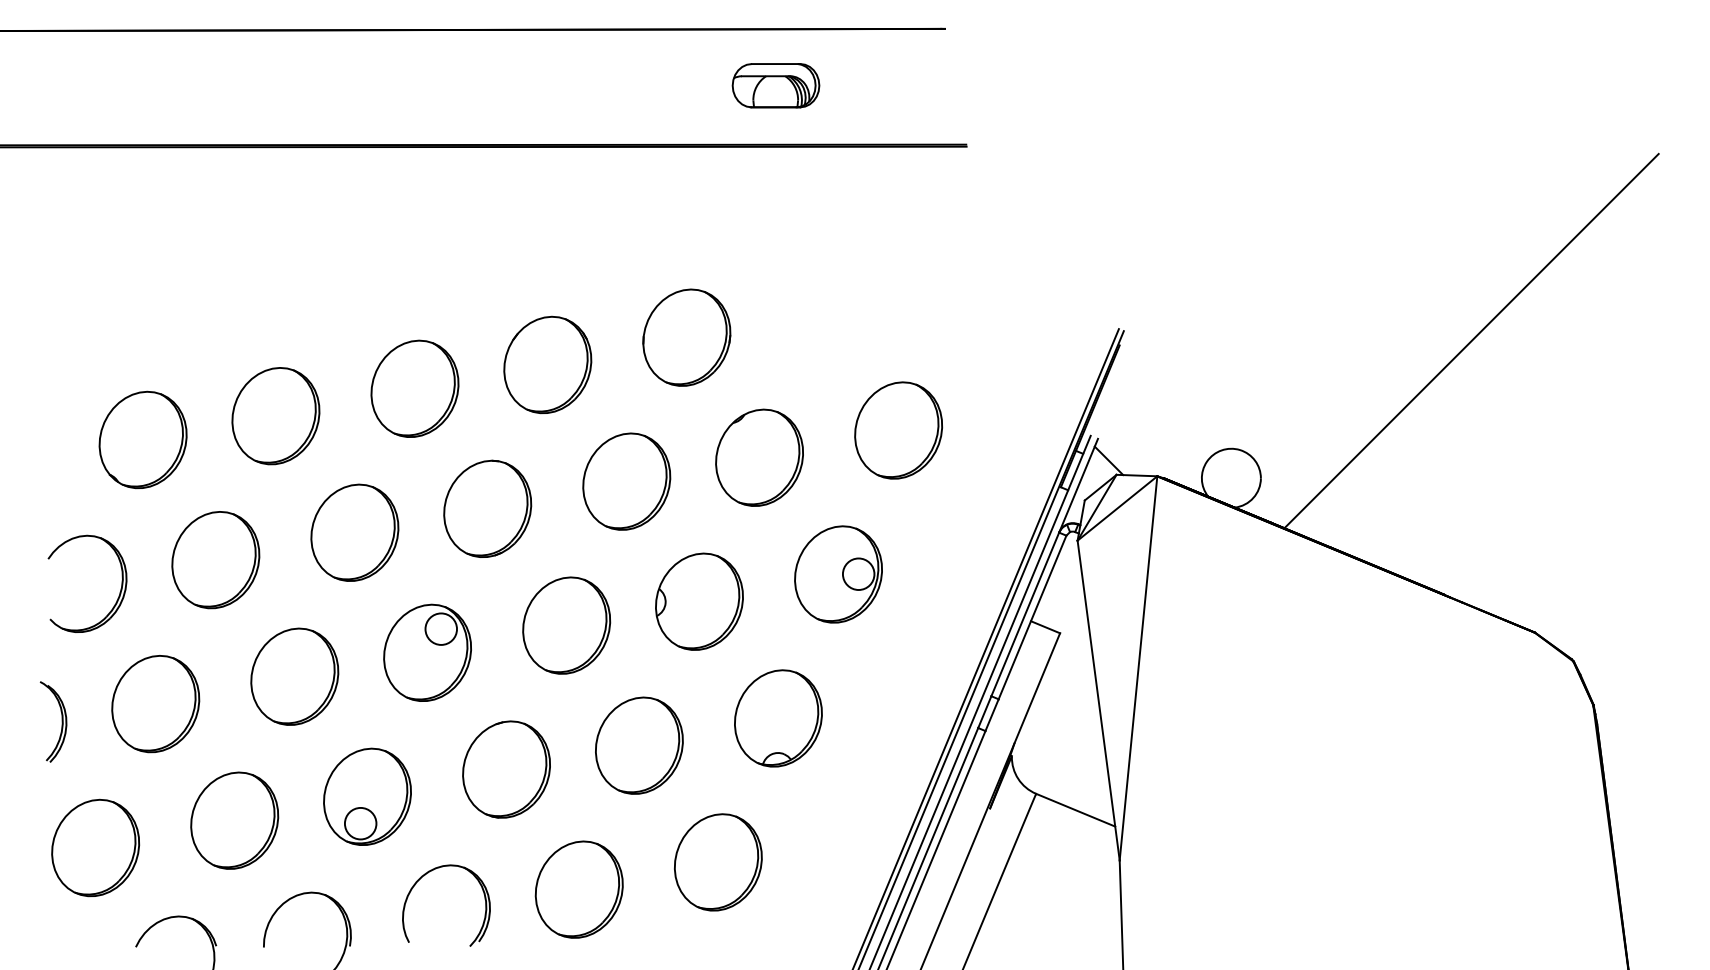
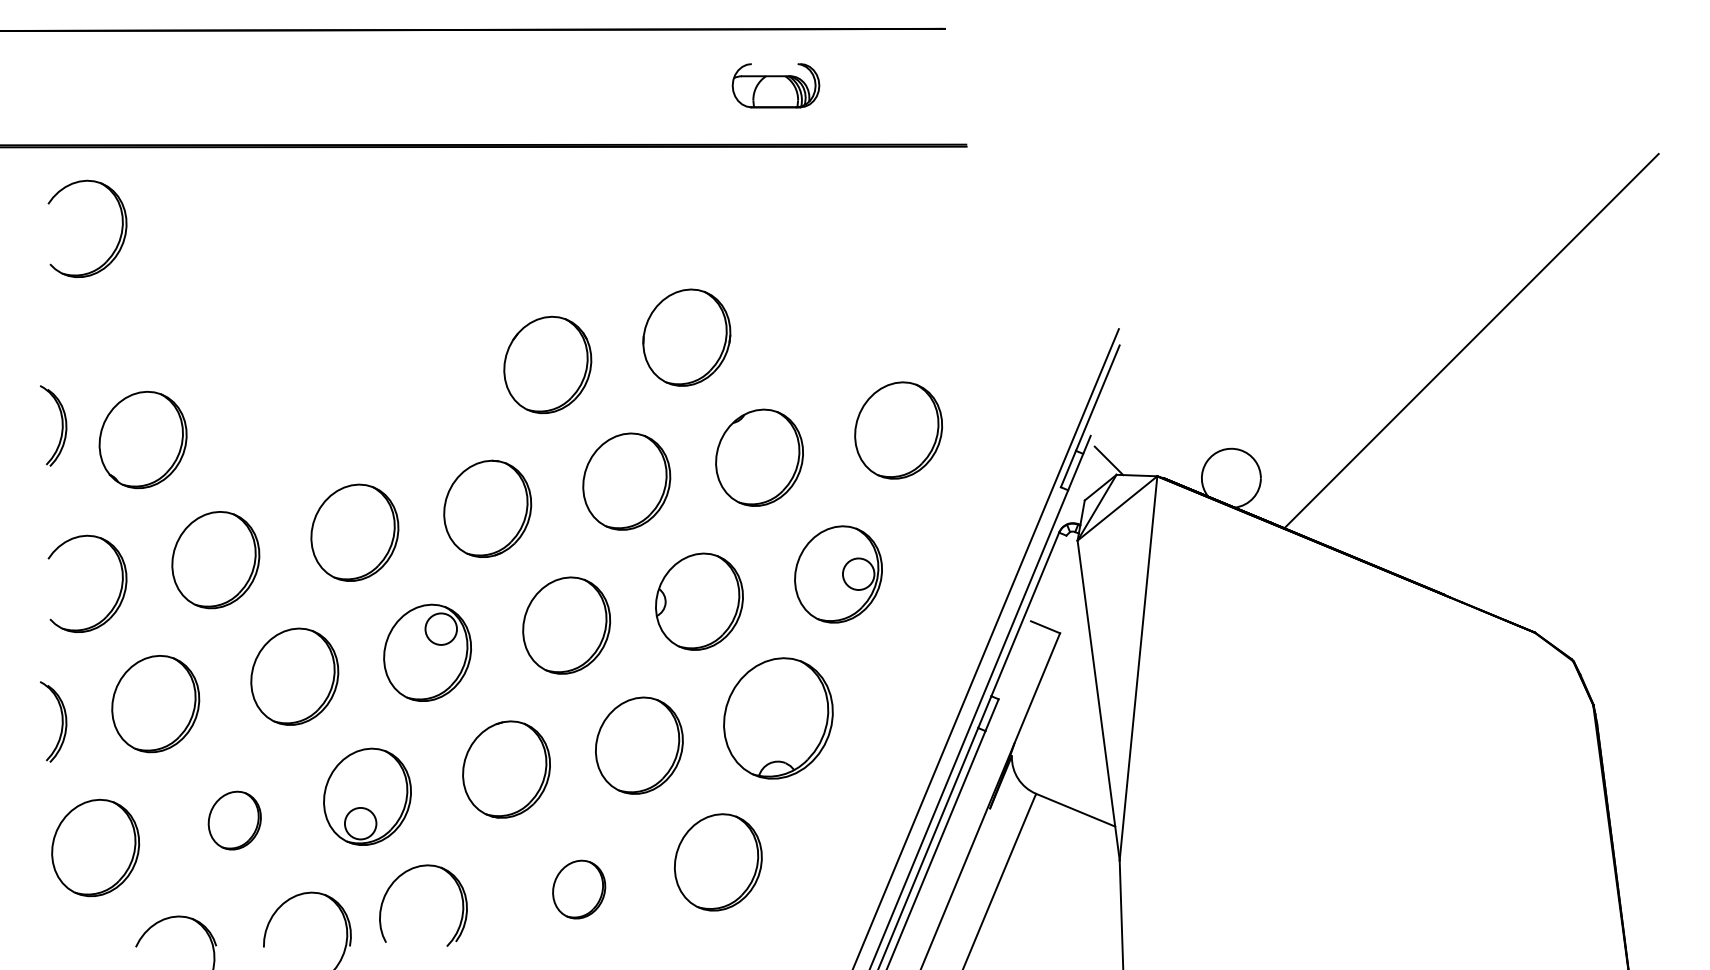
line: present -> none (775, 64)
part: none -> present (119, 237)
part: present -> none (414, 388)
part: present -> none (275, 416)
part: none -> present (61, 425)
line: present -> none (1078, 485)
line: present -> none (1032, 617)
line: present -> none (991, 648)
part size: 89x99 px -> 111x123 px (778, 718)
part size: 90x99 px -> 55x61 px (234, 820)
part position: (424, 876) -> (401, 876) (401, 876)
part size: 90x99 px -> 55x61 px (579, 889)
